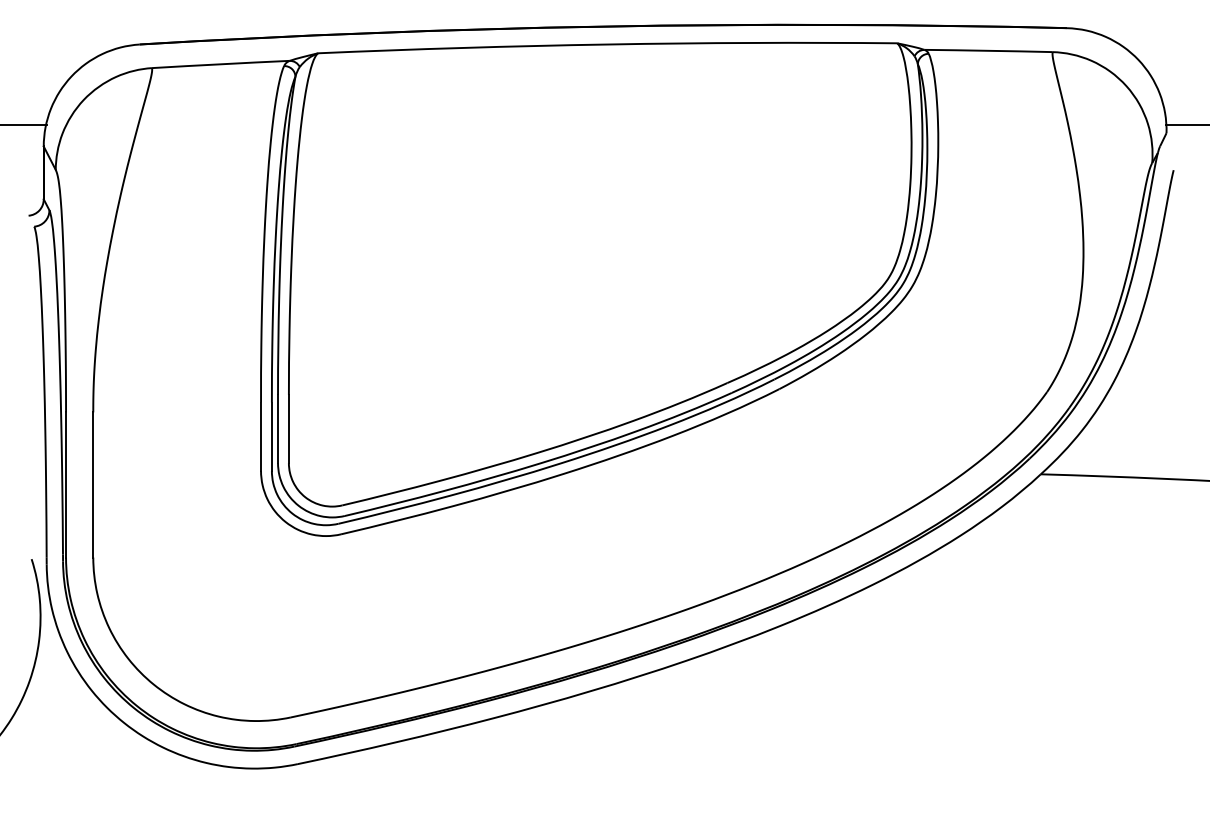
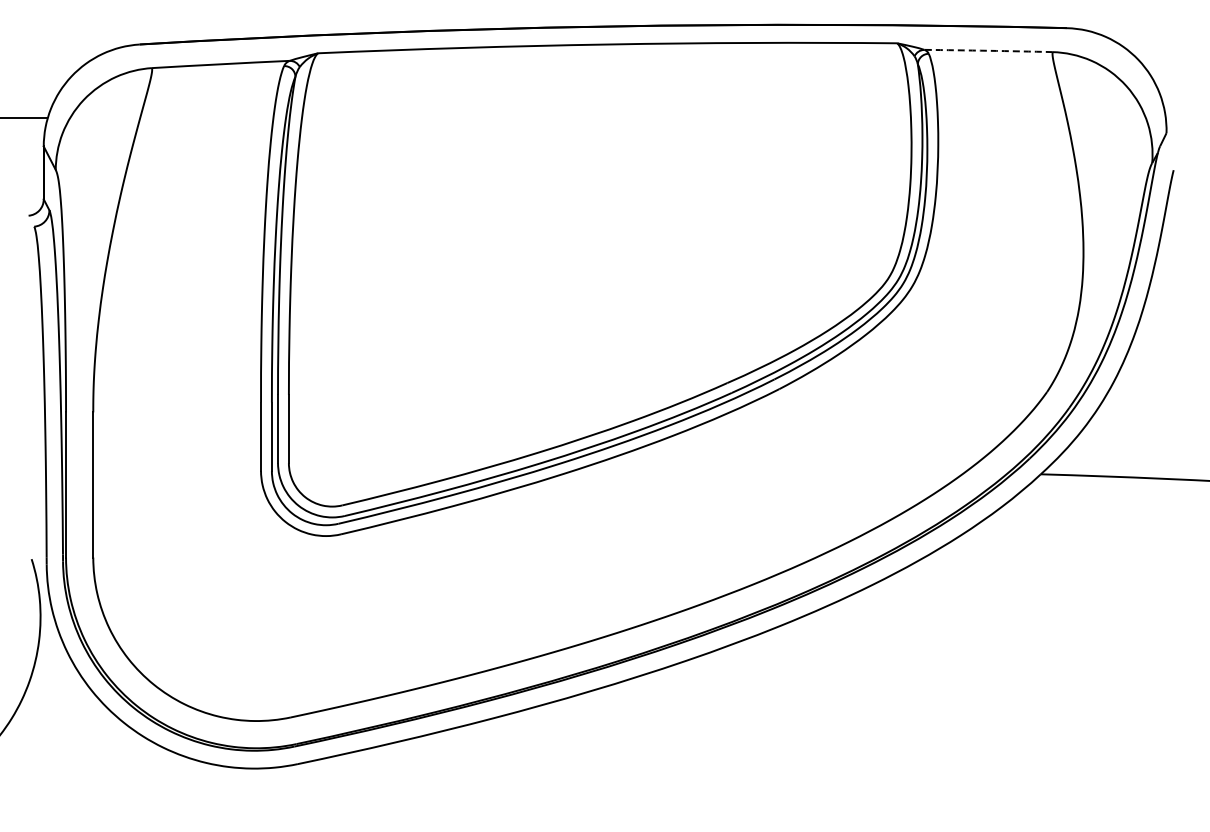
arc: solid -> dashed (988, 50)
line position: (24, 124) -> (24, 117) (24, 117)
line: present -> none (1185, 124)
